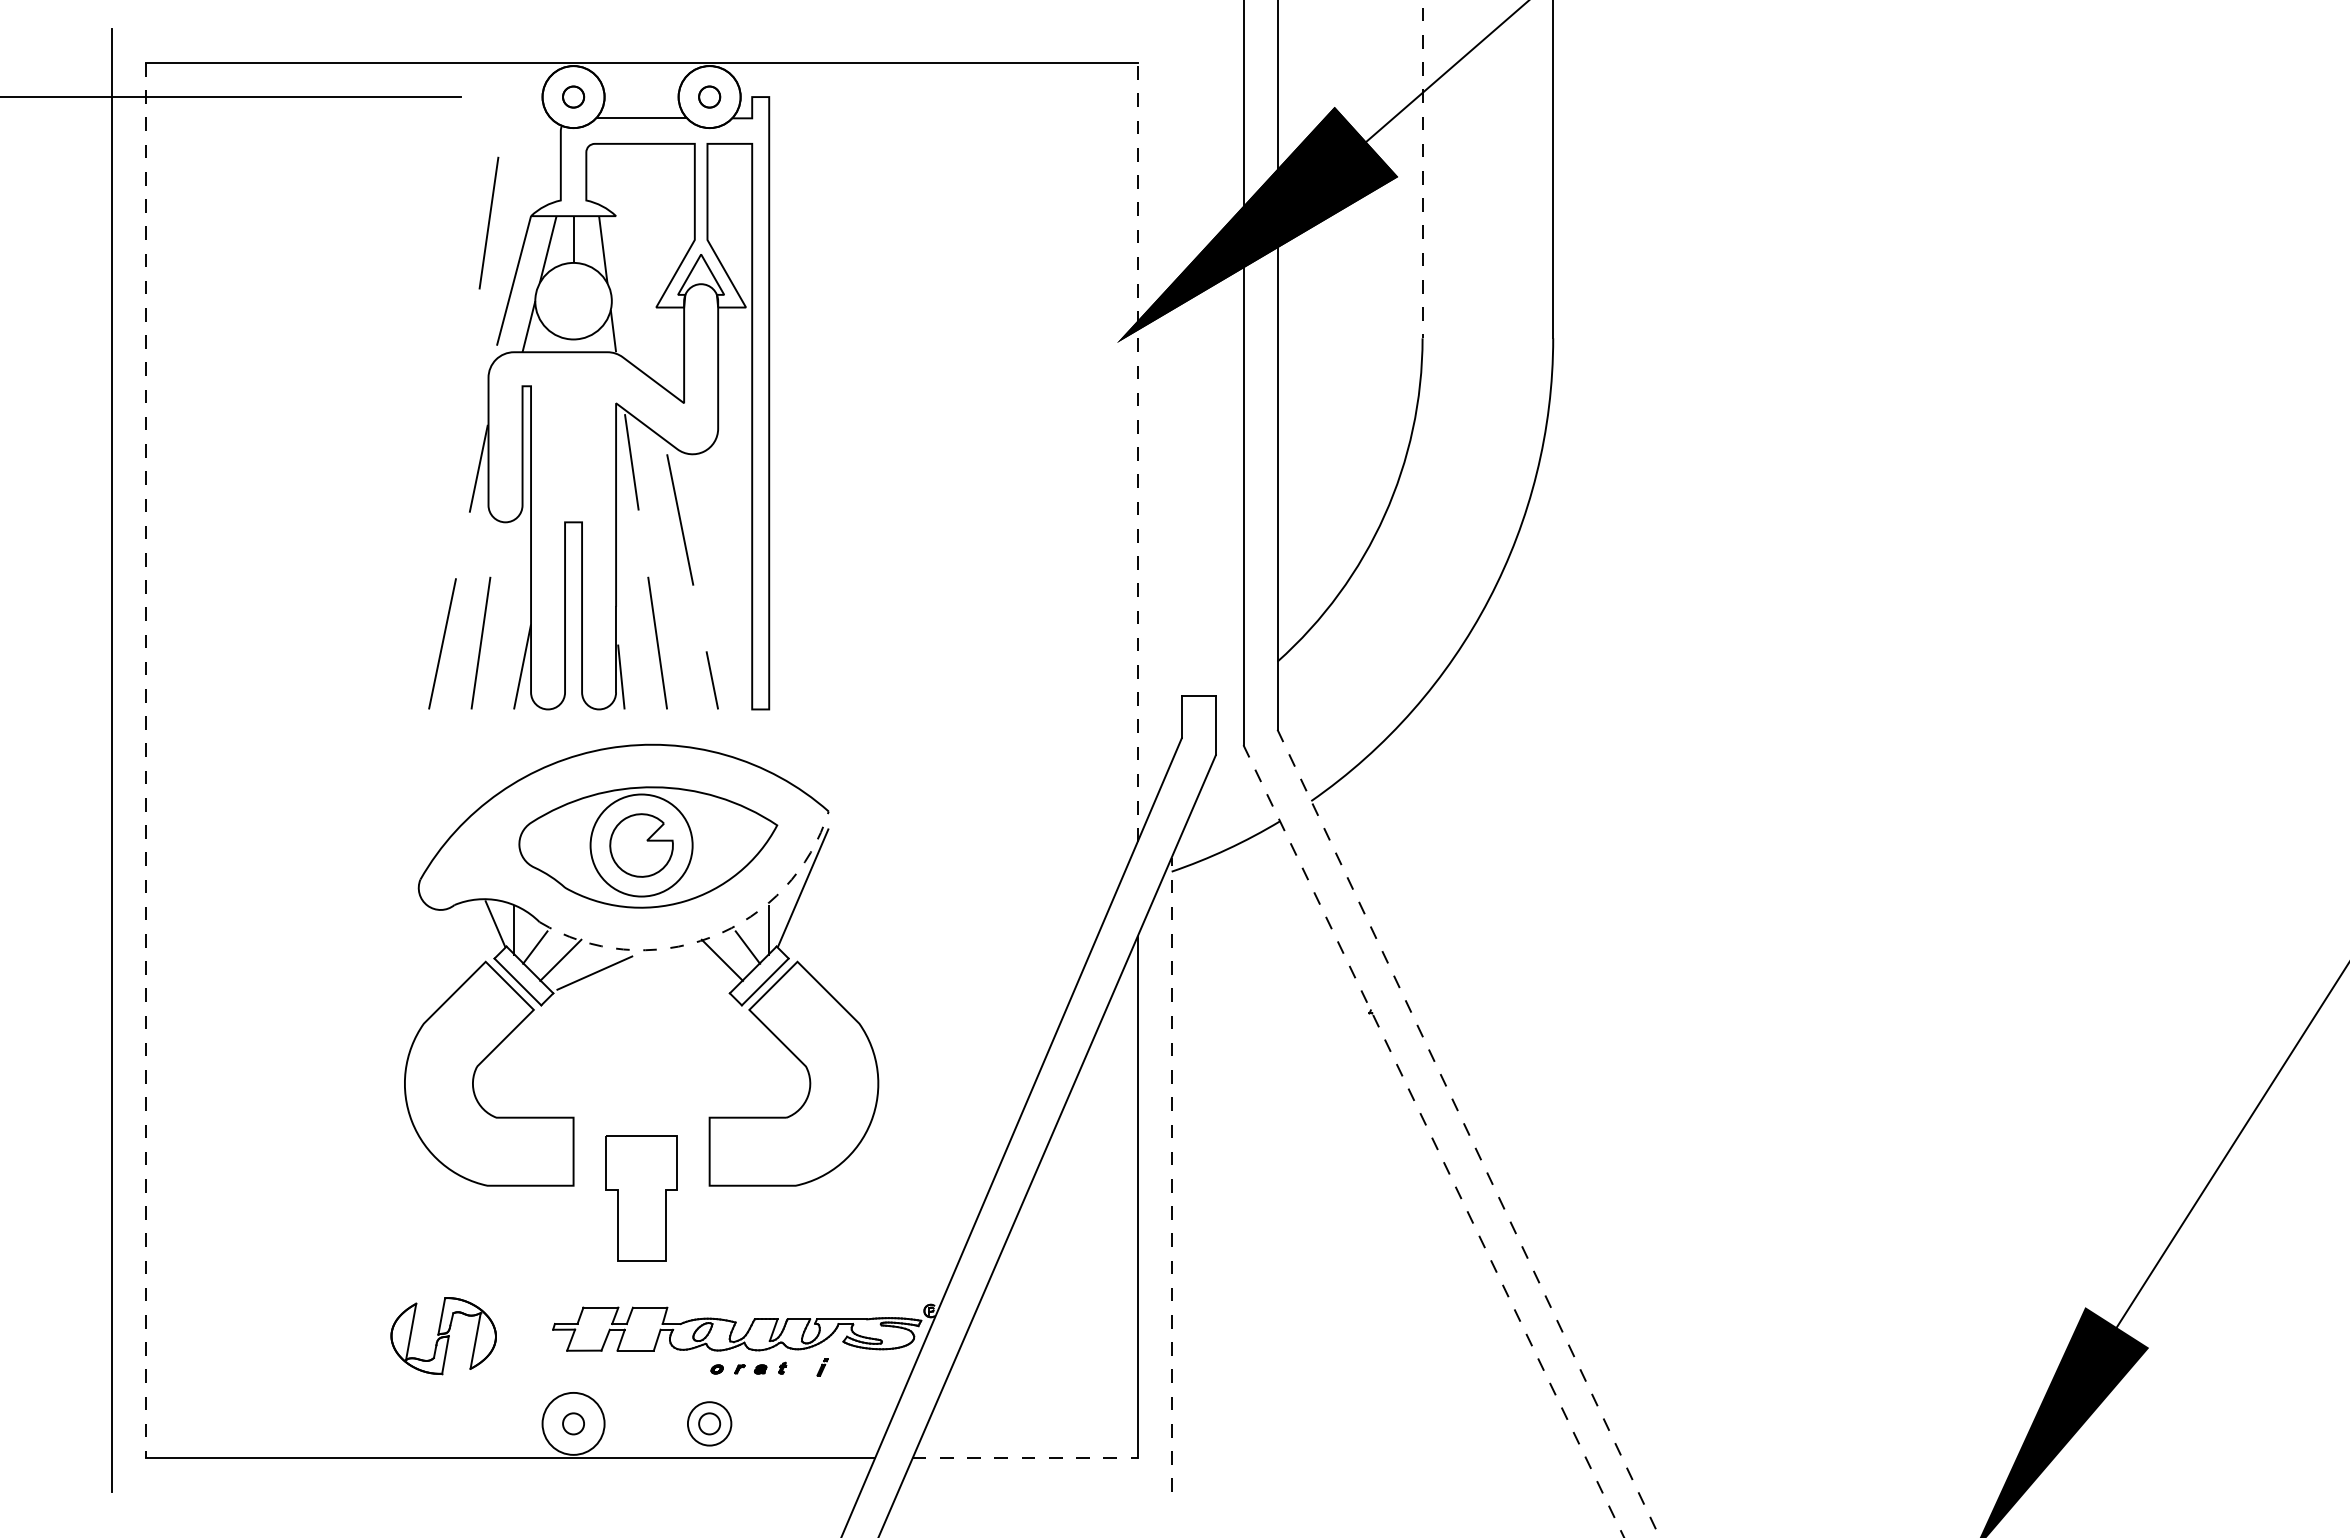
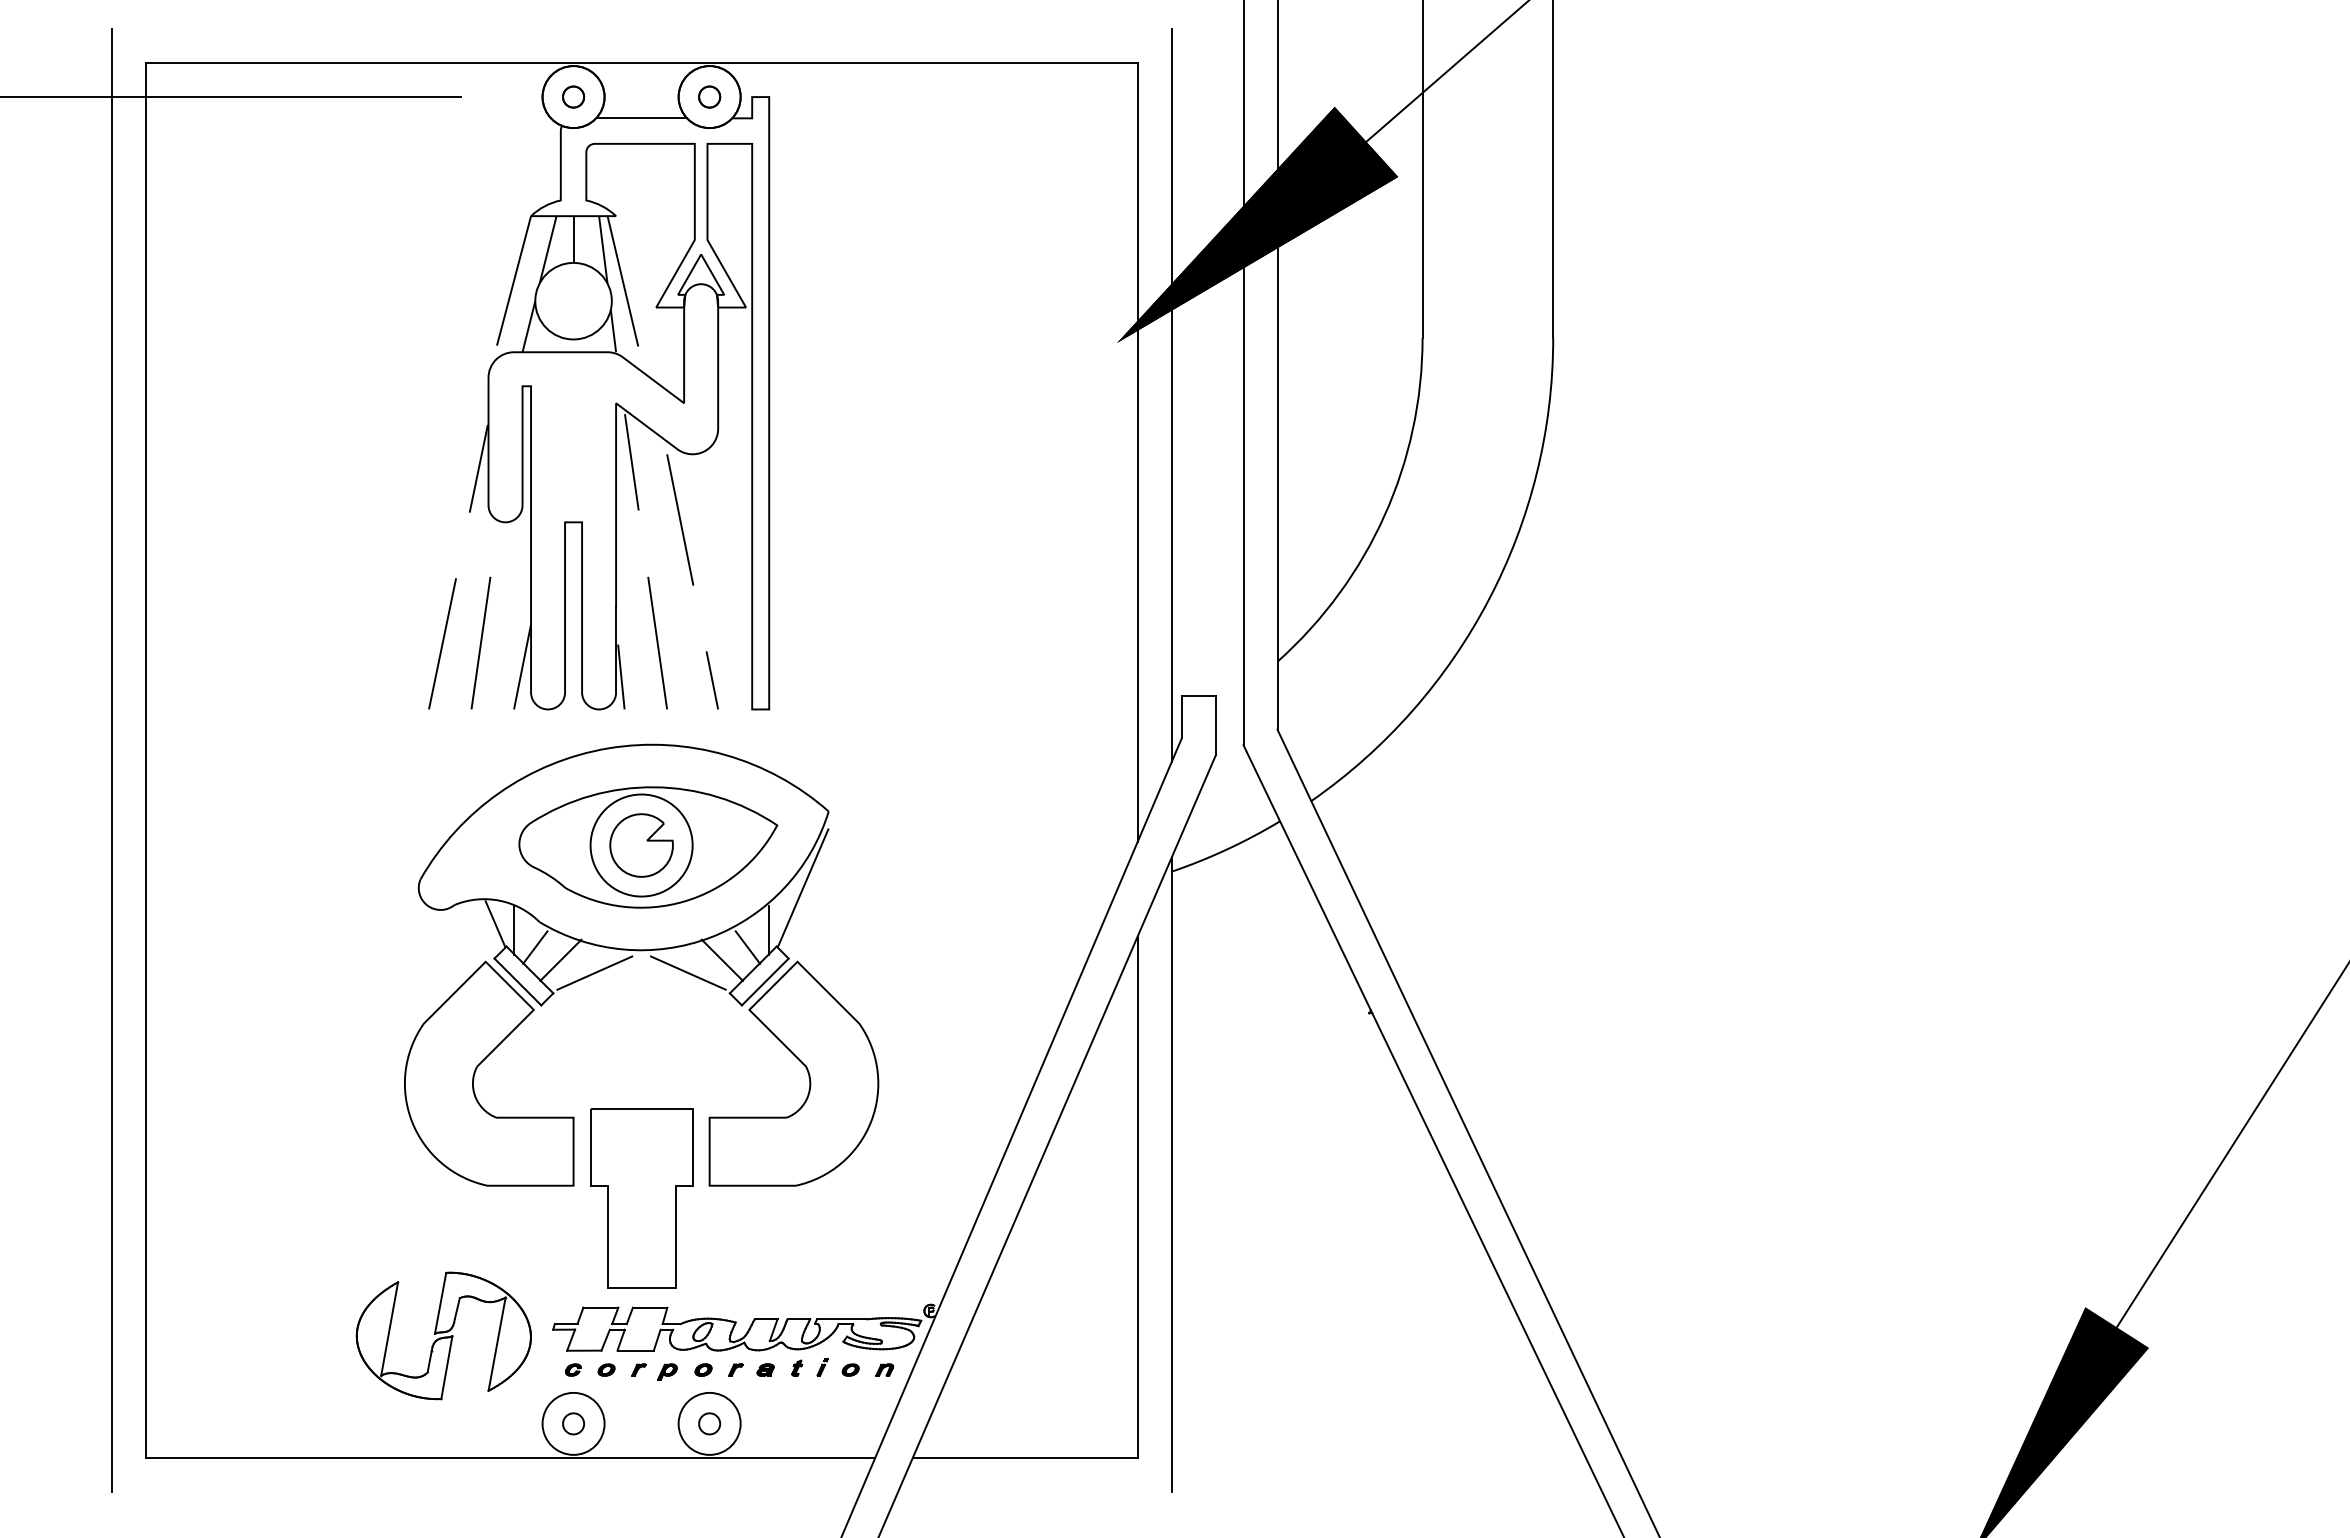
line: dashed -> solid (1422, 169)
line: present -> none (488, 222)
line: none -> present (624, 288)
line: none -> present (1171, 395)
line: dashed -> solid (1137, 452)
line: dashed -> solid (145, 760)
arc: dashed -> solid (711, 937)
line: none -> present (688, 973)
line: dashed -> solid (1468, 1133)
line: dashed -> solid (1433, 1141)
line: dashed -> solid (1171, 1174)
part size: 73x127 px -> 104x181 px (641, 1198)
part size: 107x79 px -> 177x130 px (443, 1335)
part size: 78x14 px -> 110x18 px (748, 1367)
part: none -> present (859, 1369)
part: none -> present (615, 1370)
circle diameter: 43 px -> 62 px (709, 1423)
line: dashed -> solid (1025, 1457)
